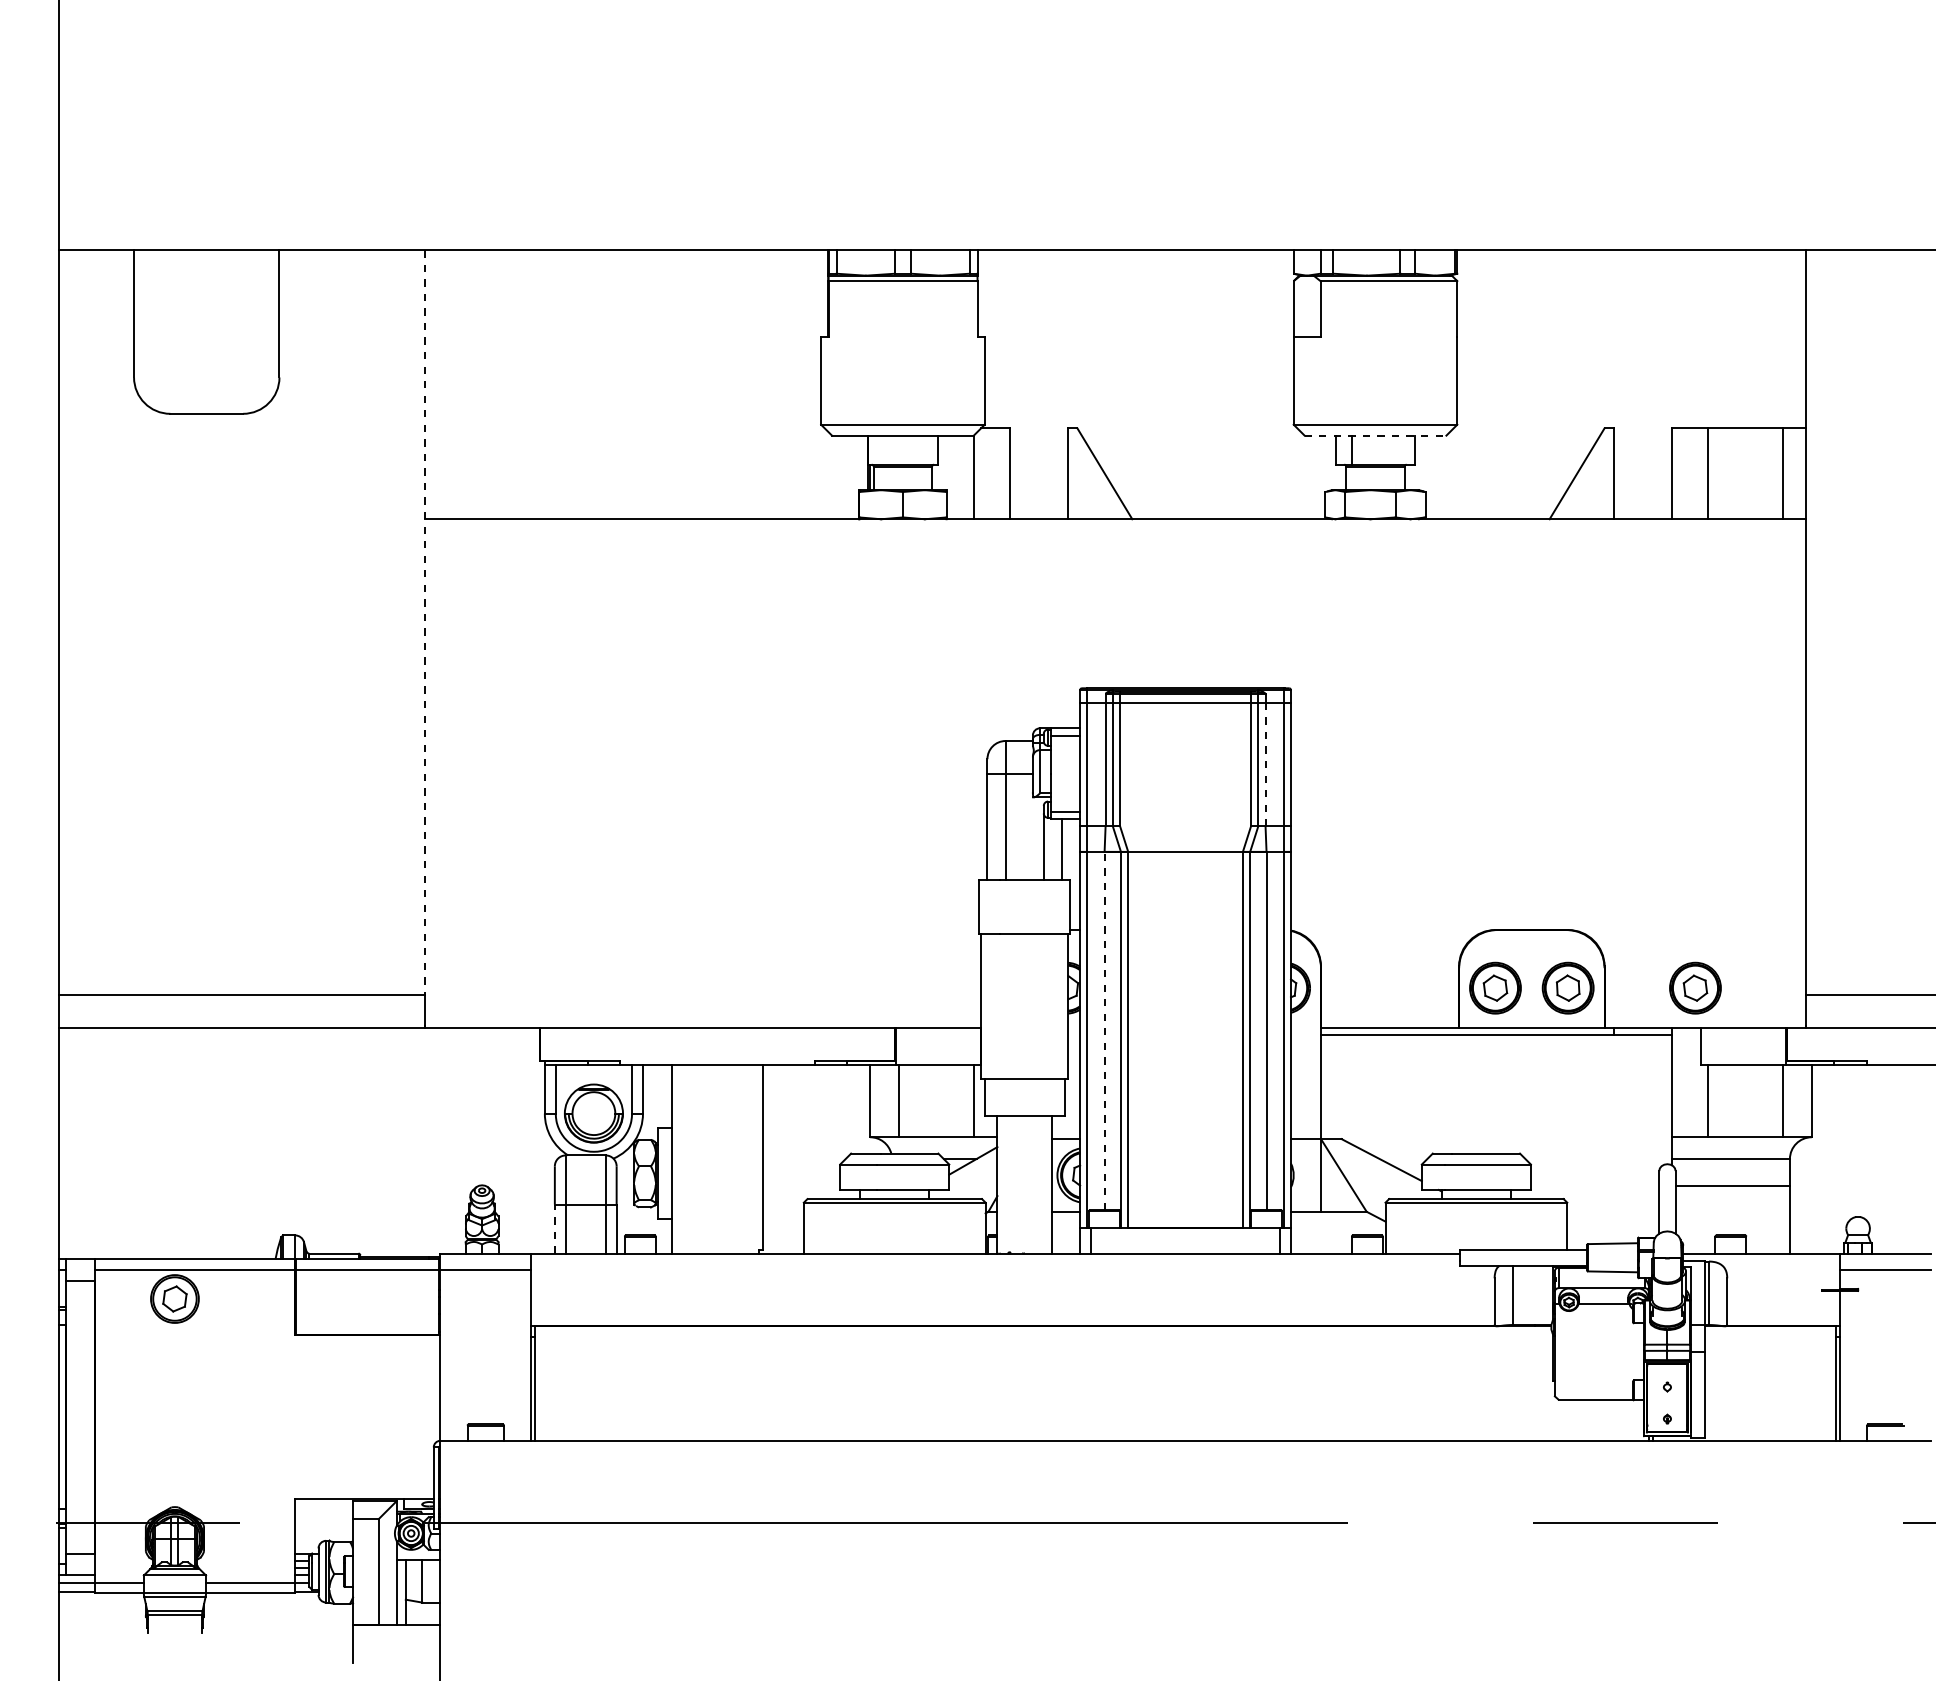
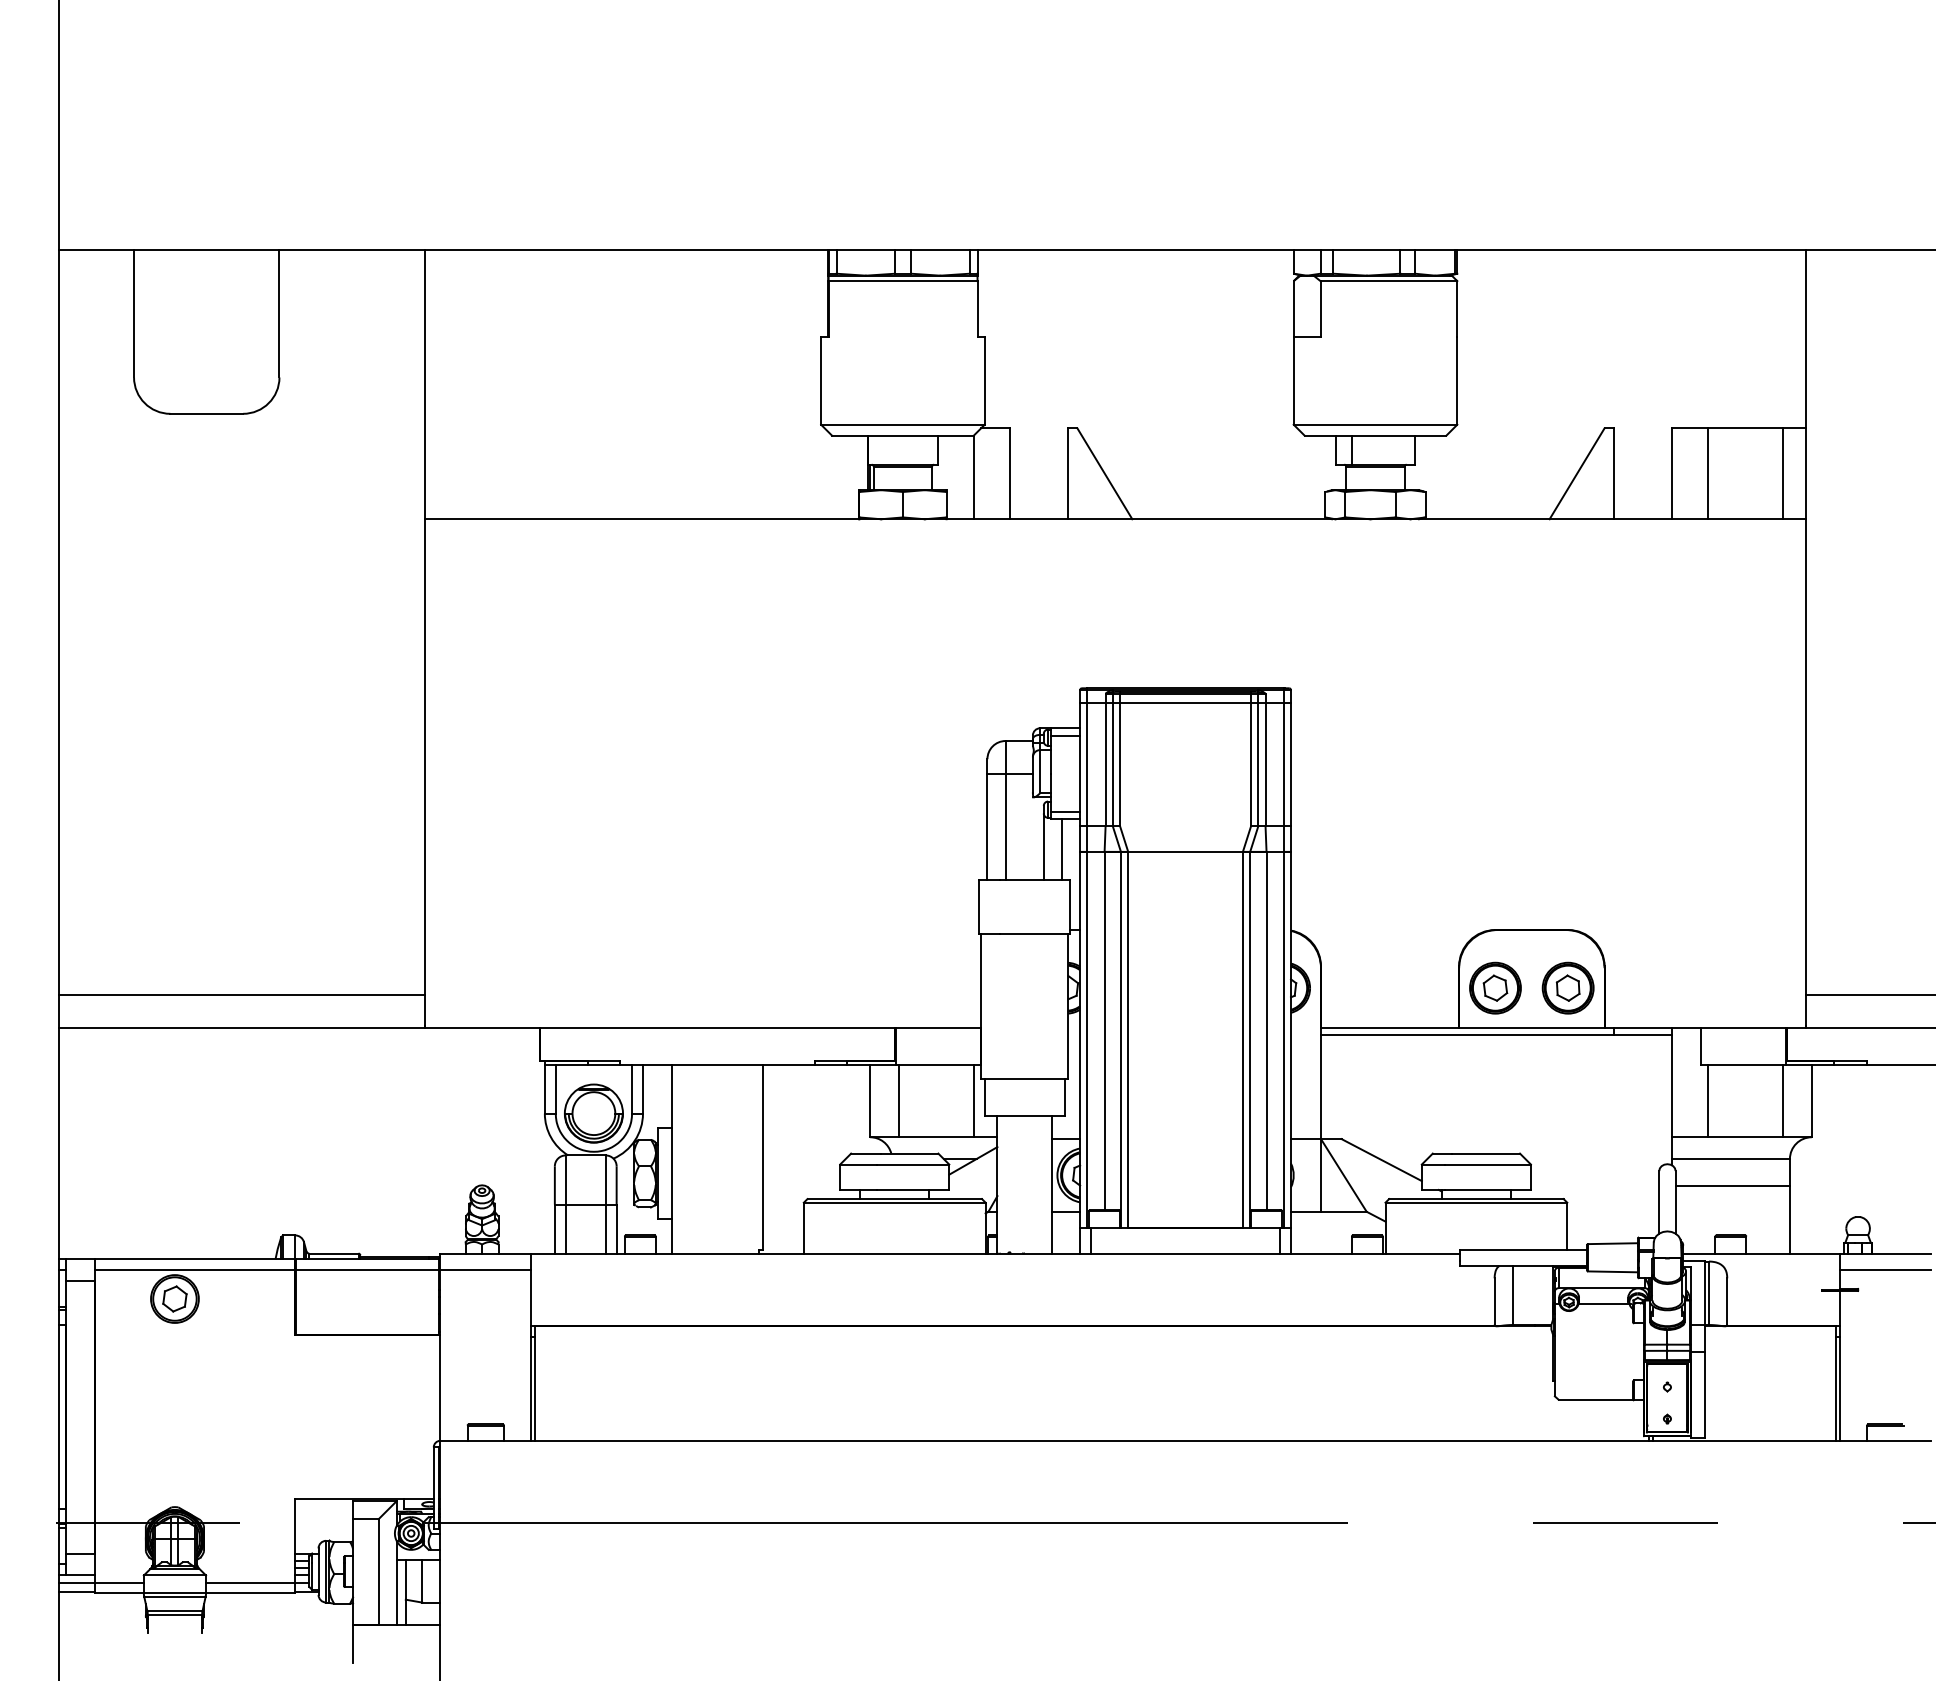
line: dashed -> solid (1375, 435)
line: dashed -> solid (424, 622)
line: dashed -> solid (1265, 764)
part: present -> none (1695, 987)
line: dashed -> solid (1104, 1030)
line: dashed -> solid (554, 1229)
